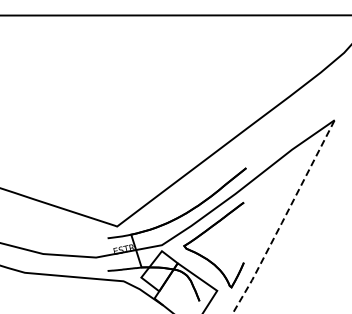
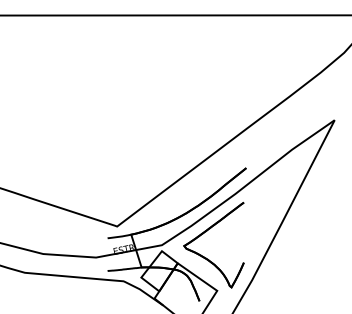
line: dashed -> solid (284, 218)
